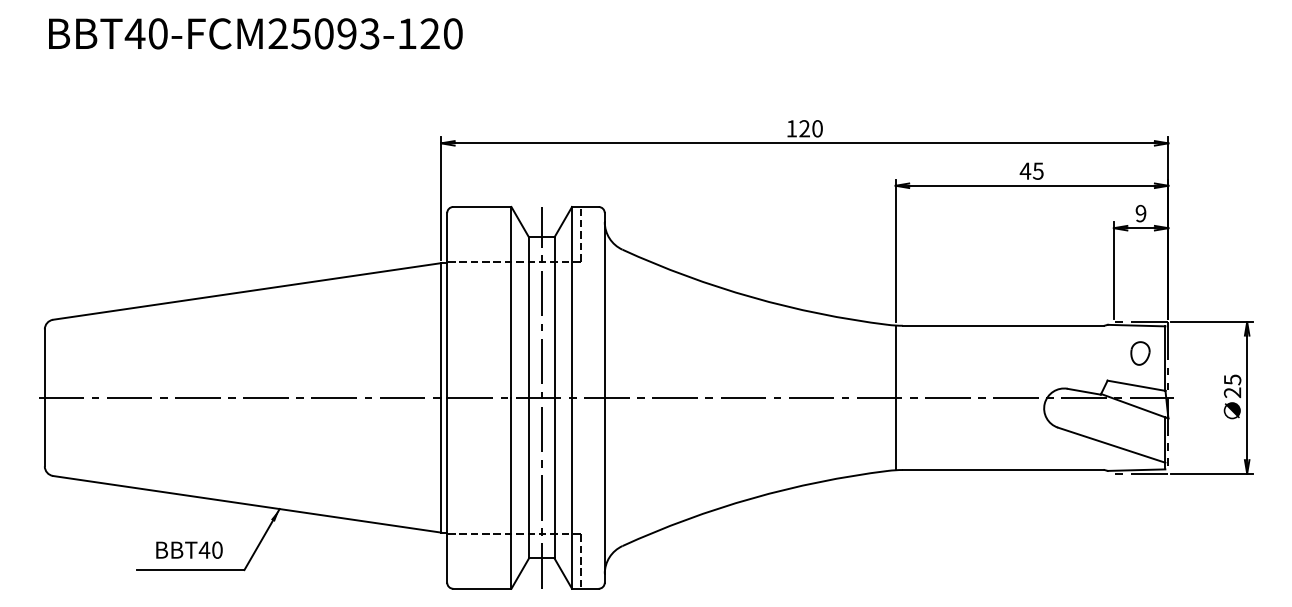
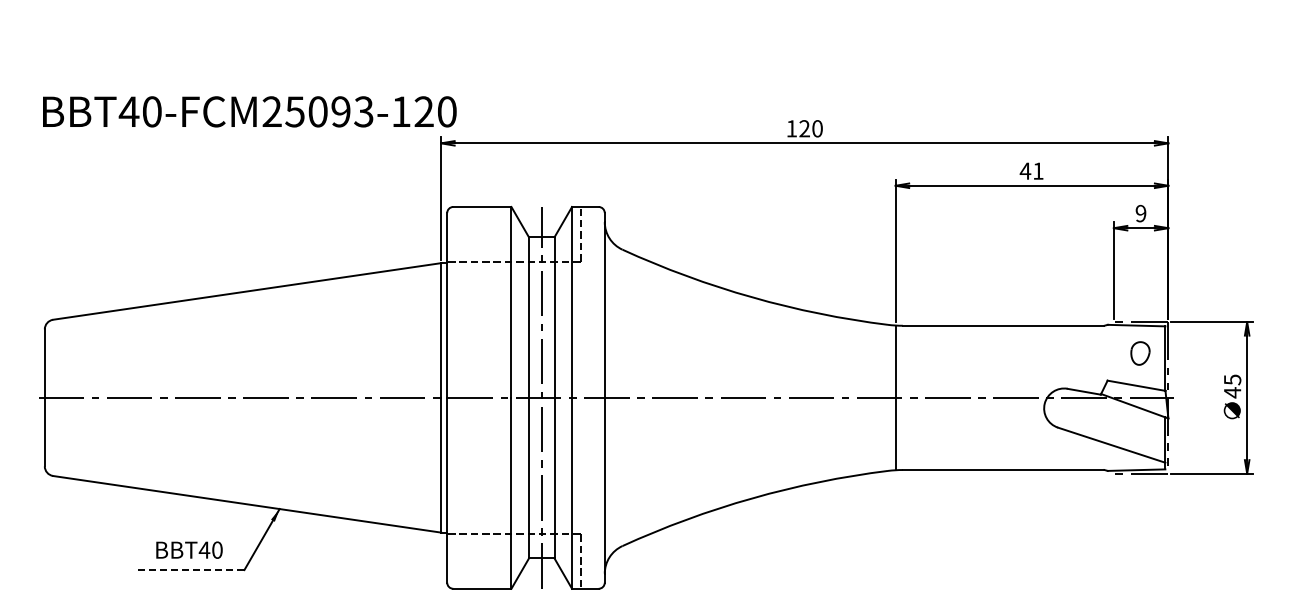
text position: (255, 33) -> (249, 111) (249, 111)
text: 45 -> 41 (1037, 170)
text: 25 -> 45 (1232, 392)
line: solid -> dashed (190, 570)
